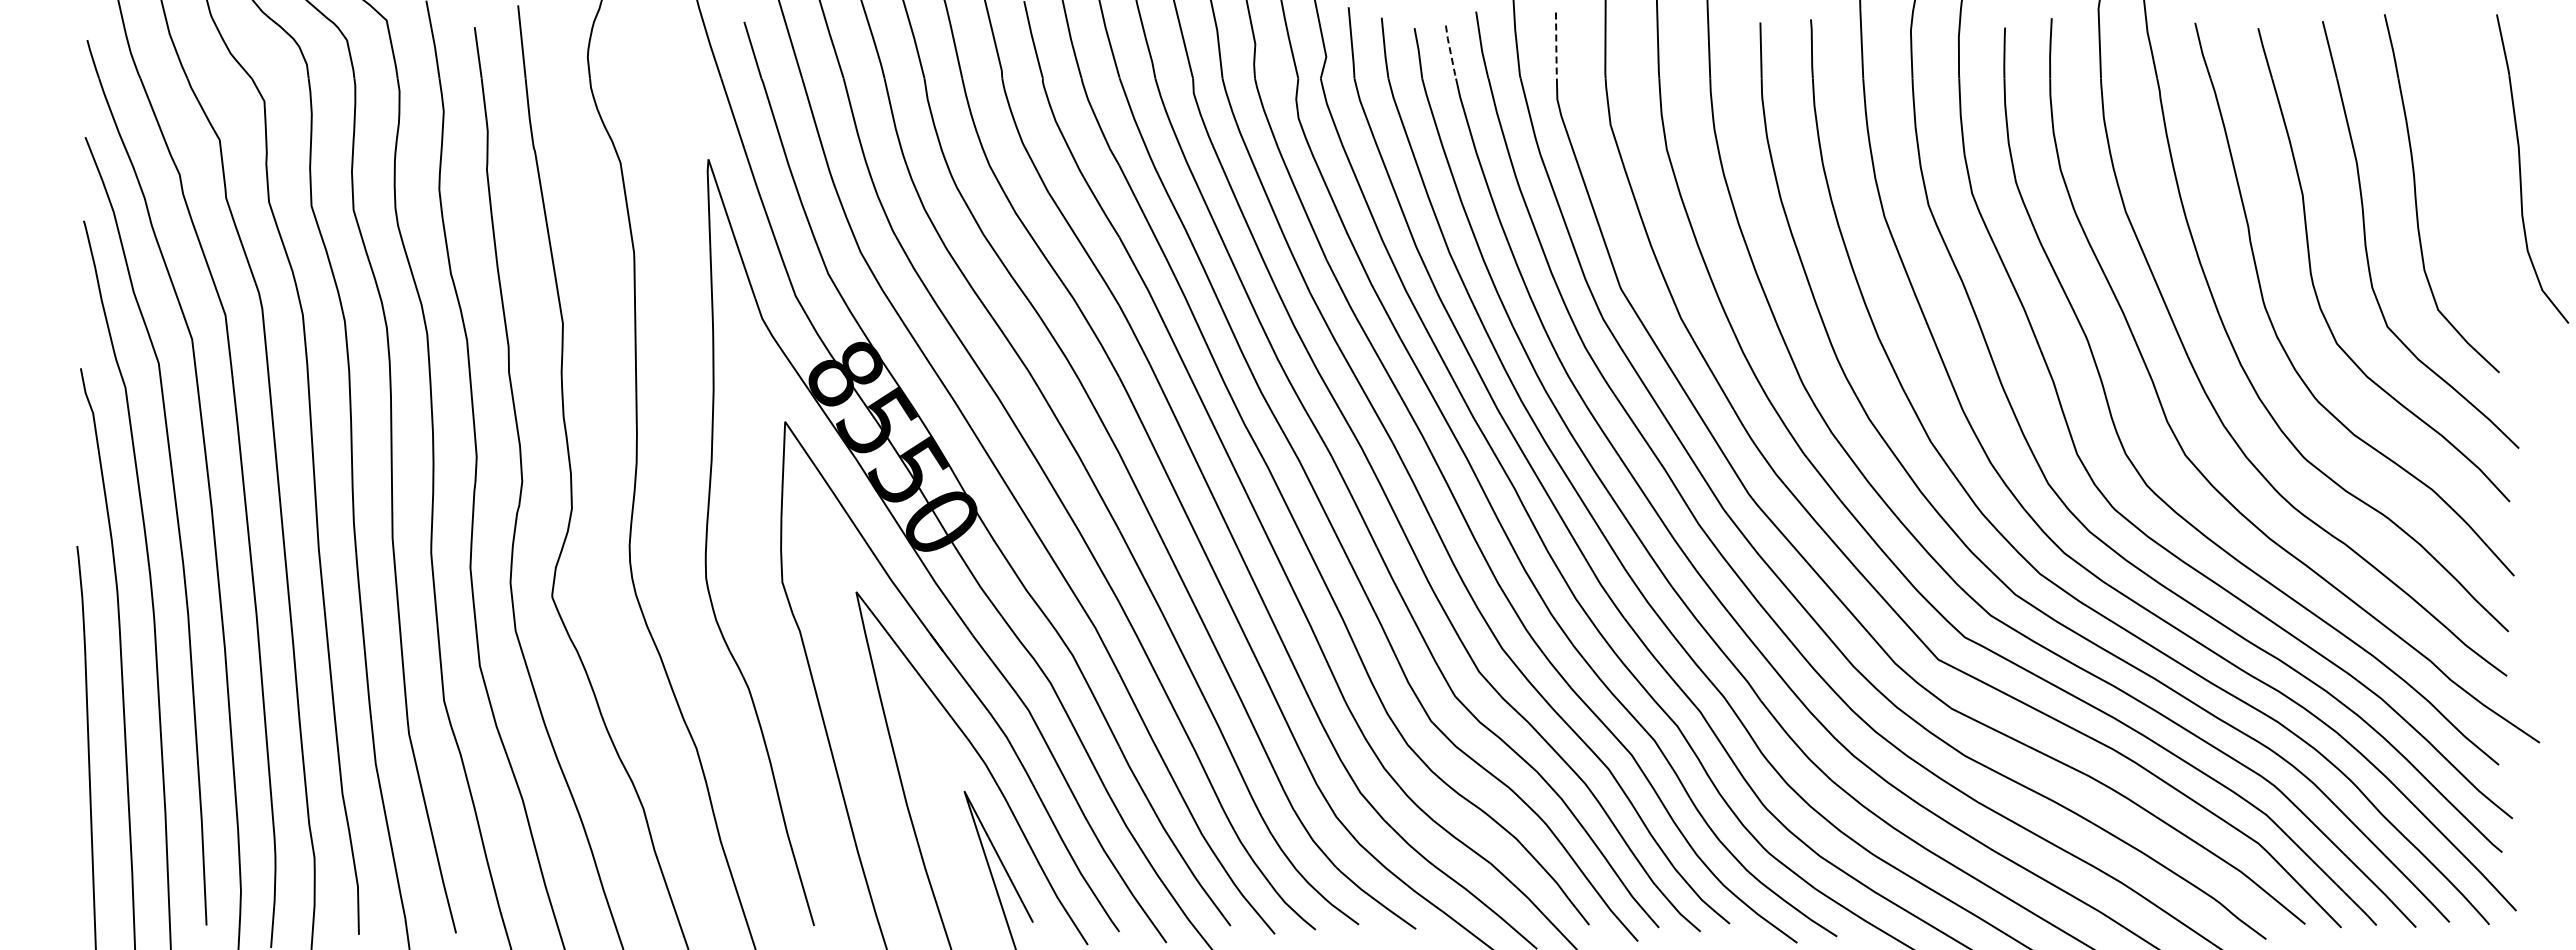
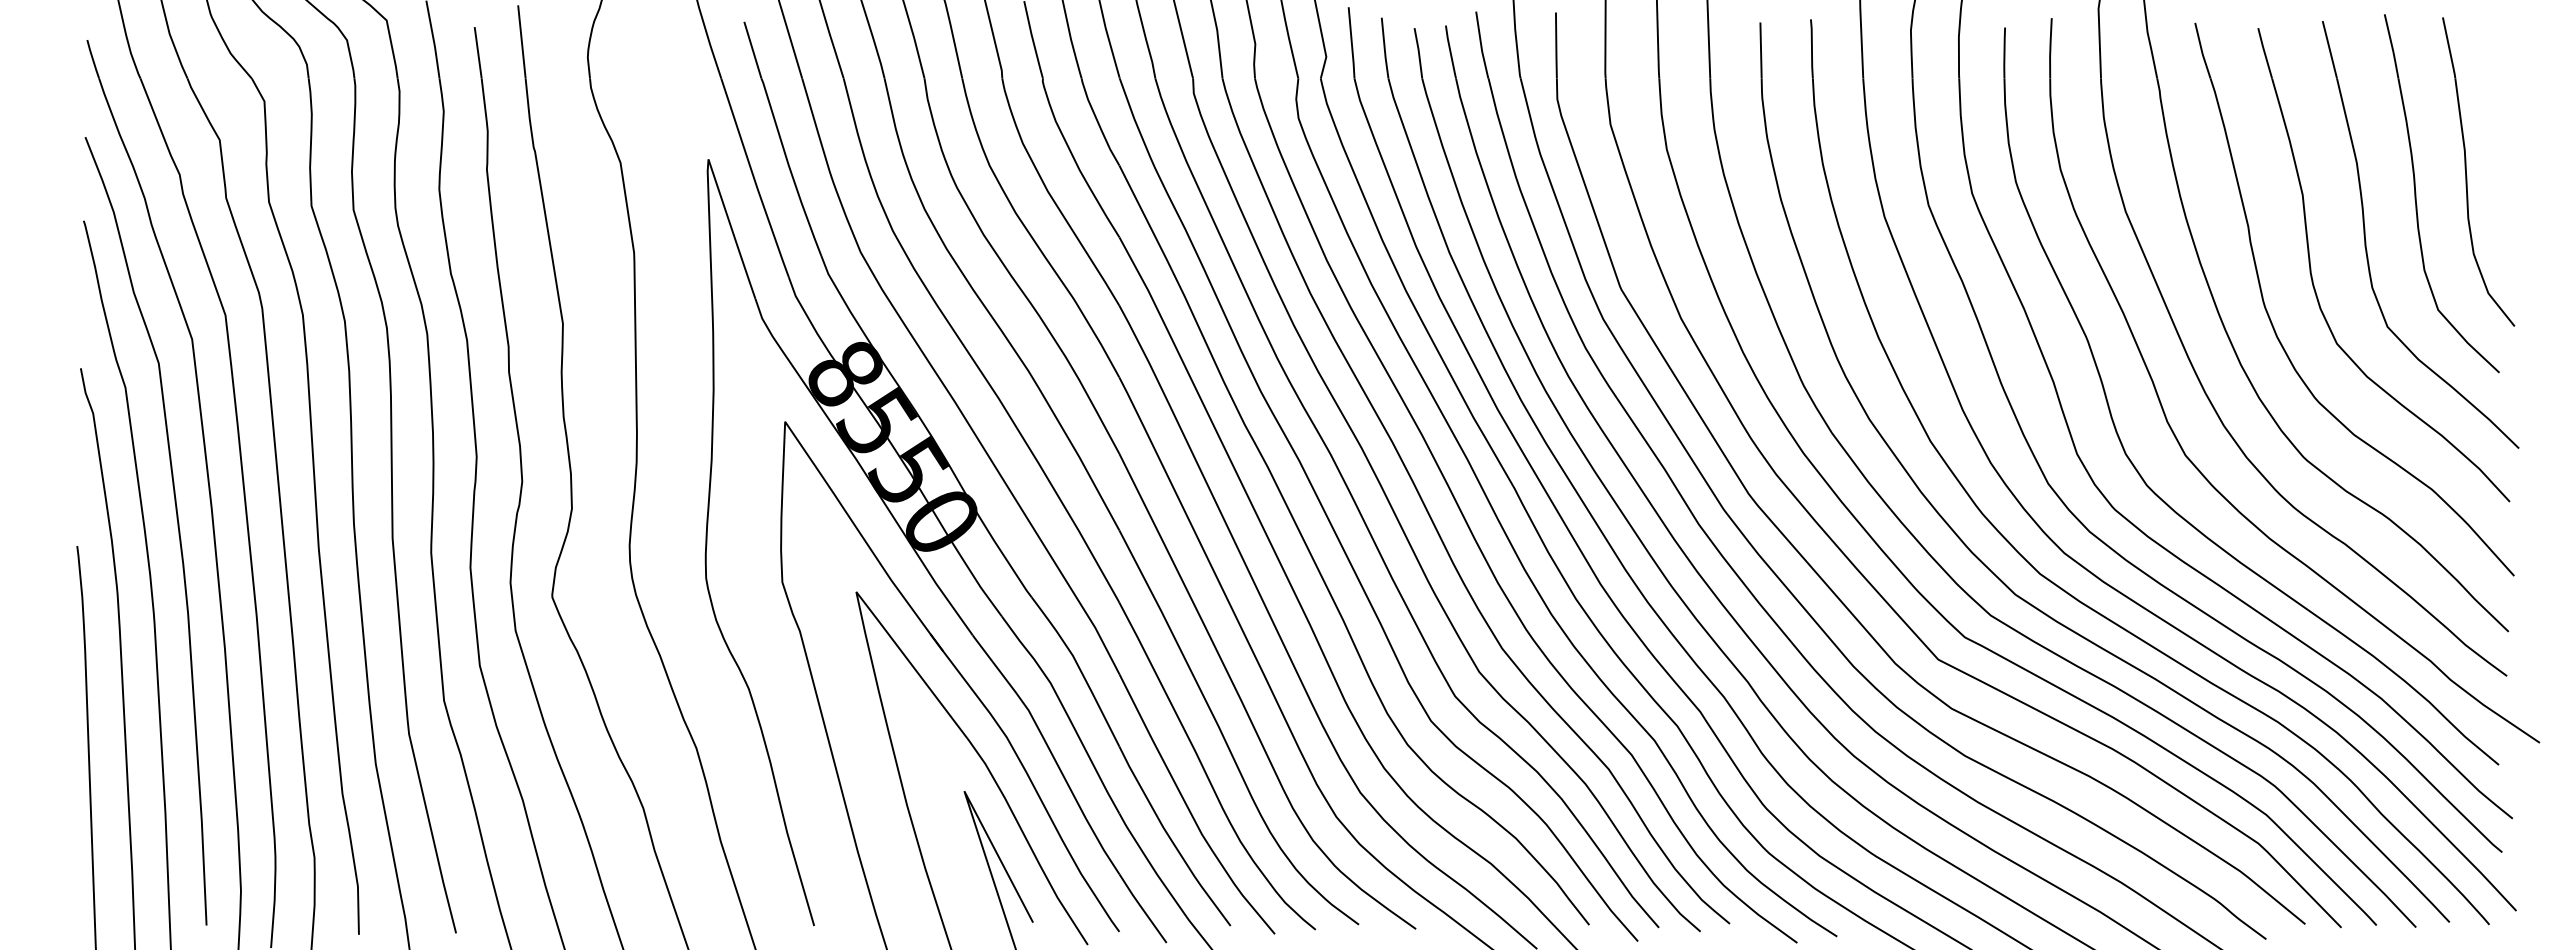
line: dashed -> solid (1556, 45)
line: dashed -> solid (1450, 52)
part position: (2521, 172) -> (2467, 175) (2467, 175)
